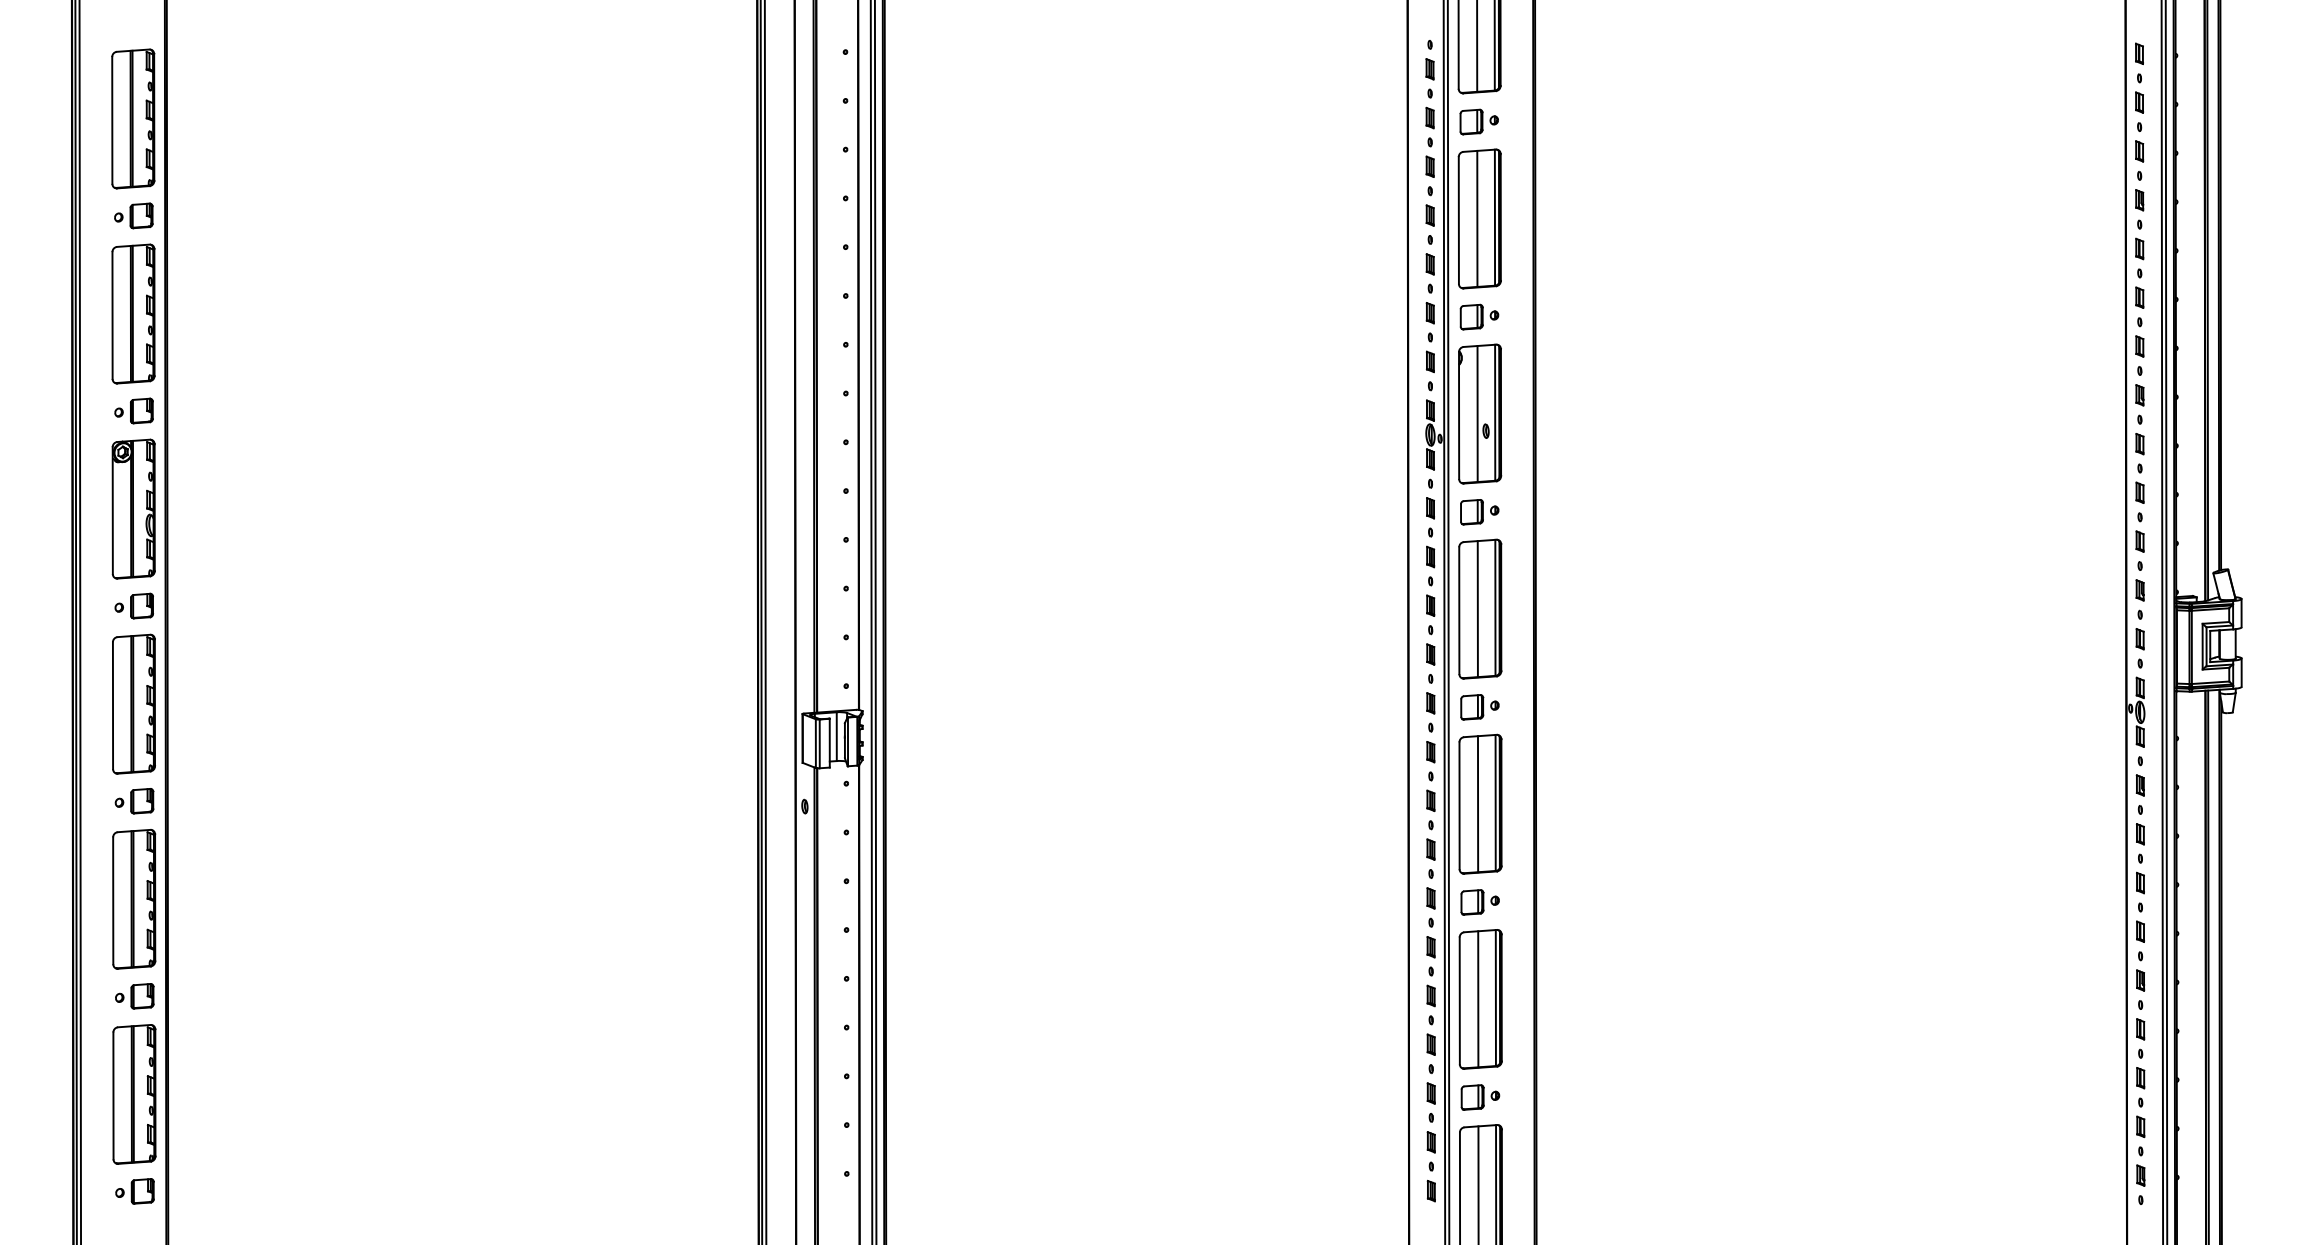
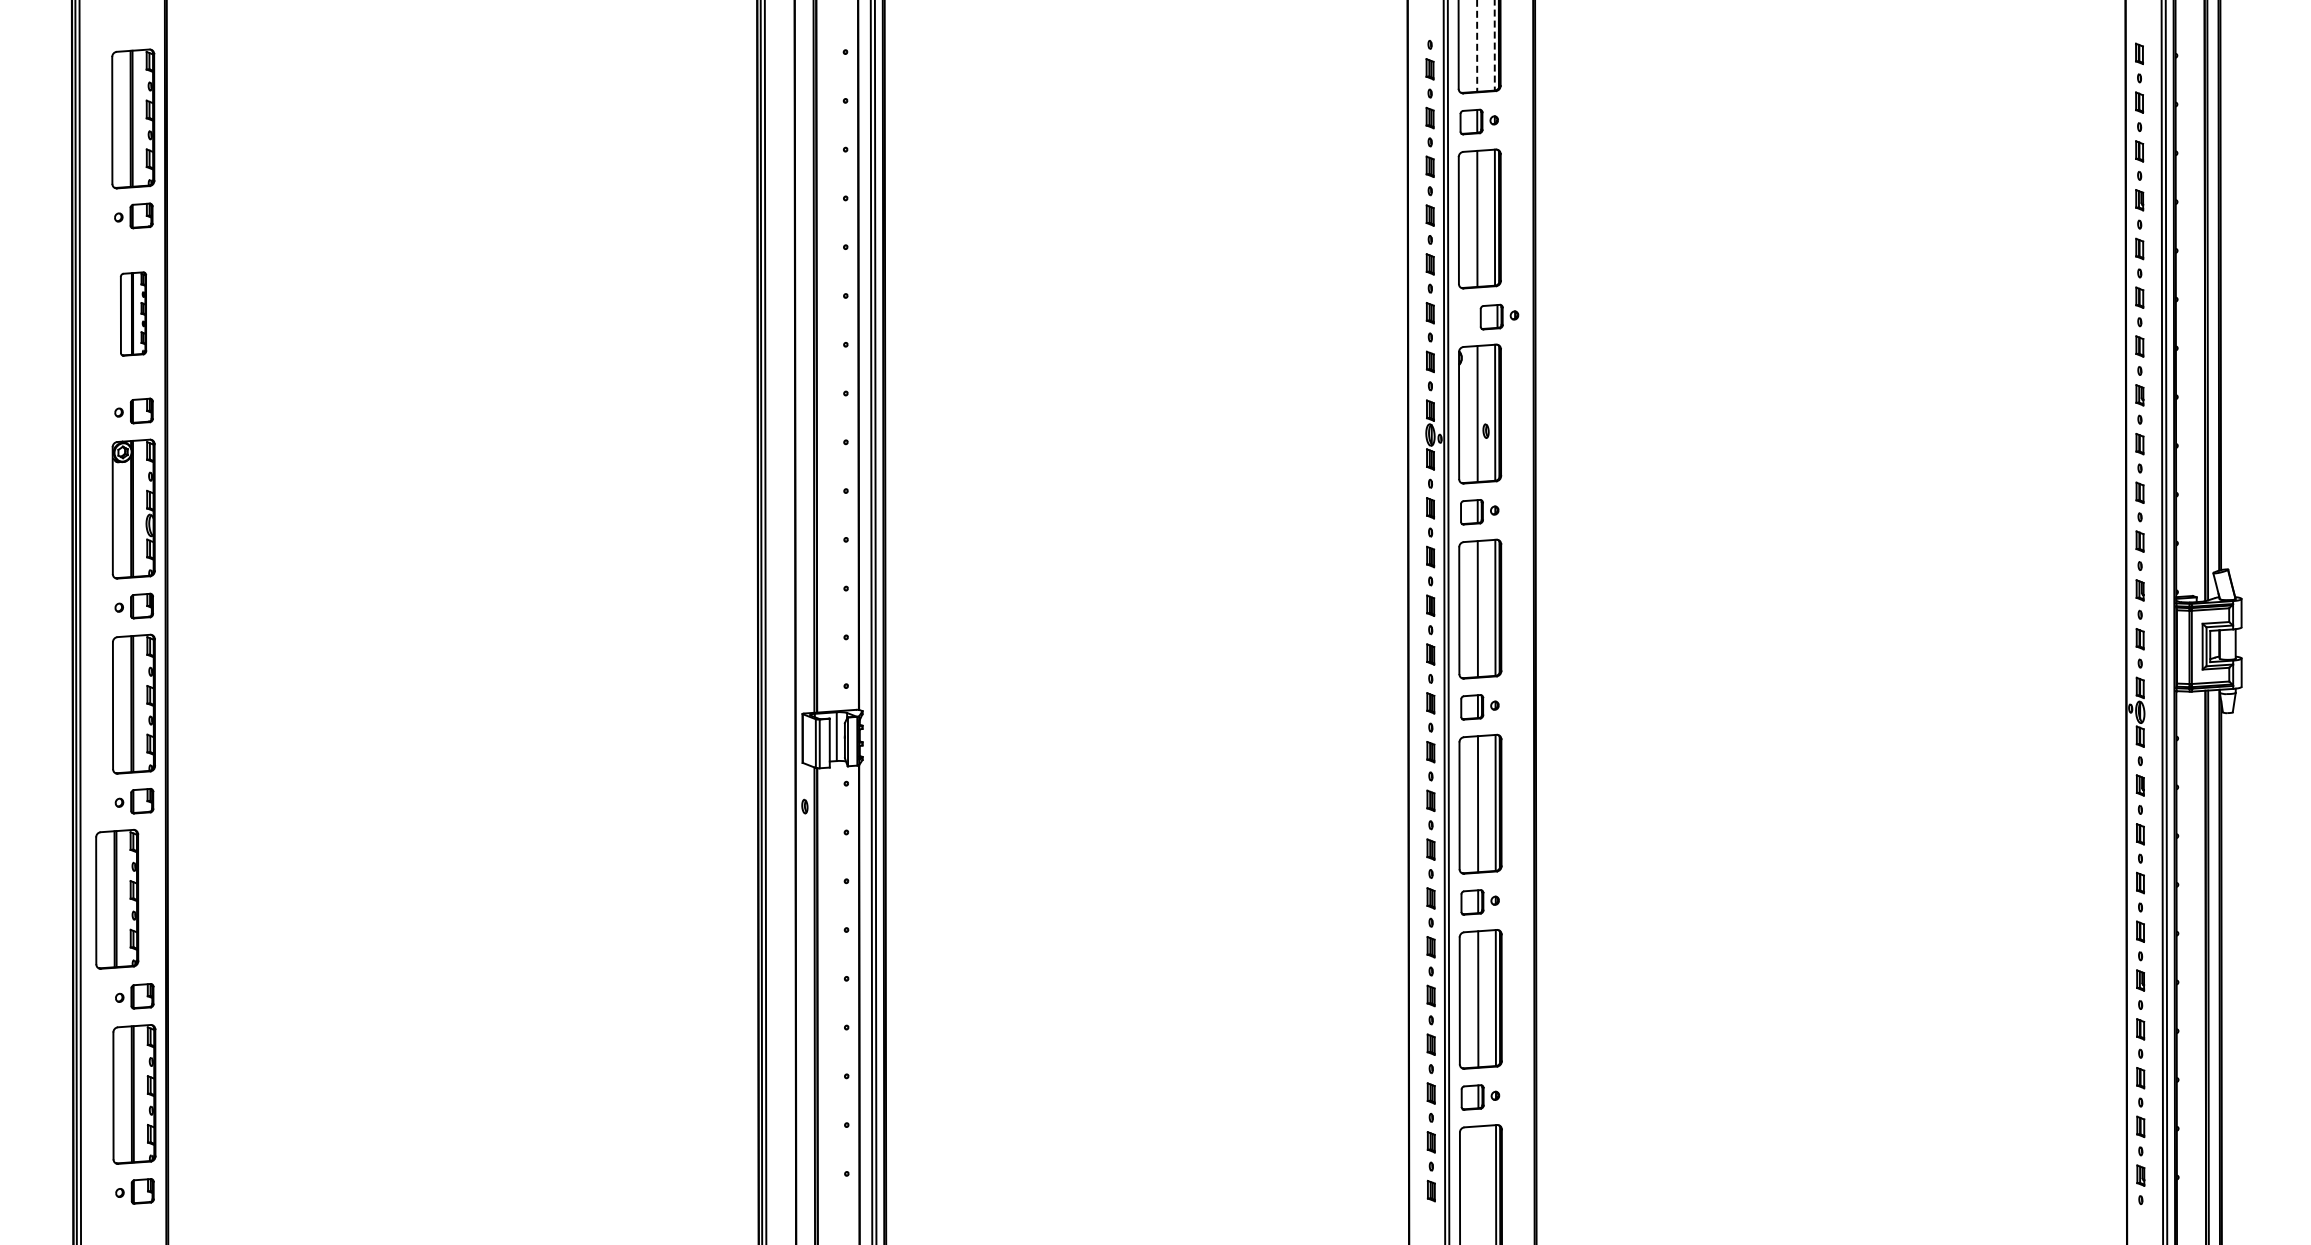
line: solid -> dashed (1494, 45)
line: solid -> dashed (1477, 46)
part size: 45x142 px -> 28x86 px (133, 313)
part position: (1479, 316) -> (1499, 316) (1499, 316)
part position: (134, 899) -> (117, 899) (117, 899)
line: present -> none (1478, 1183)
